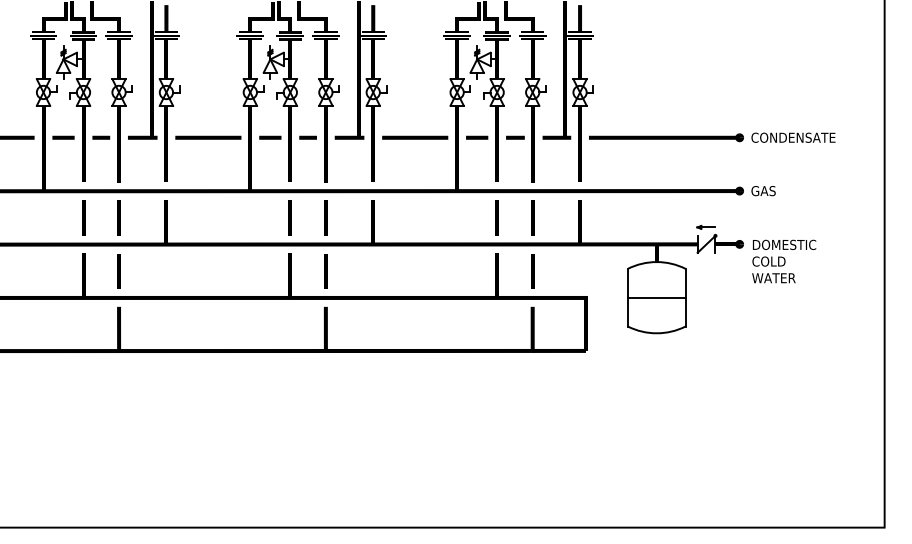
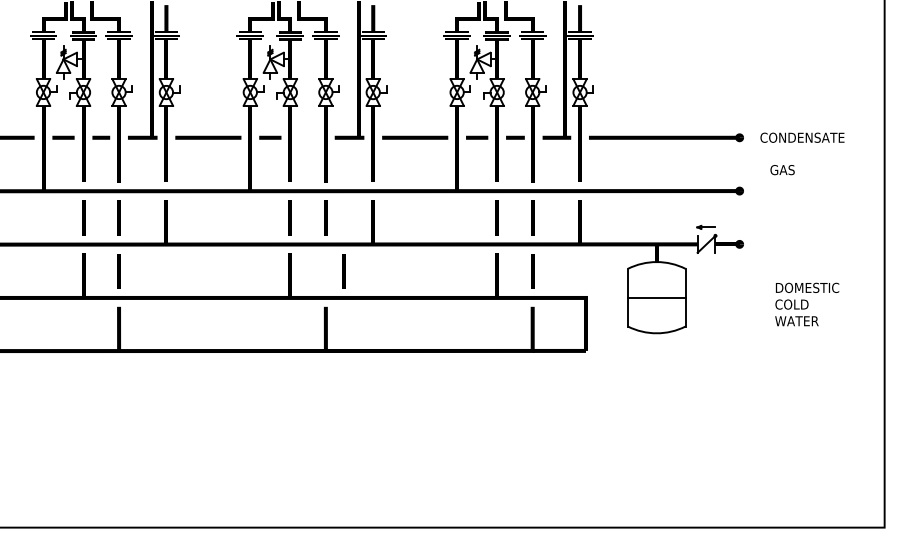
line: present -> none (307, 137)
text position: (793, 137) -> (802, 137) (802, 137)
text position: (763, 191) -> (782, 170) (782, 170)
text position: (784, 261) -> (807, 304) (807, 304)
line position: (325, 271) -> (343, 271) (343, 271)
